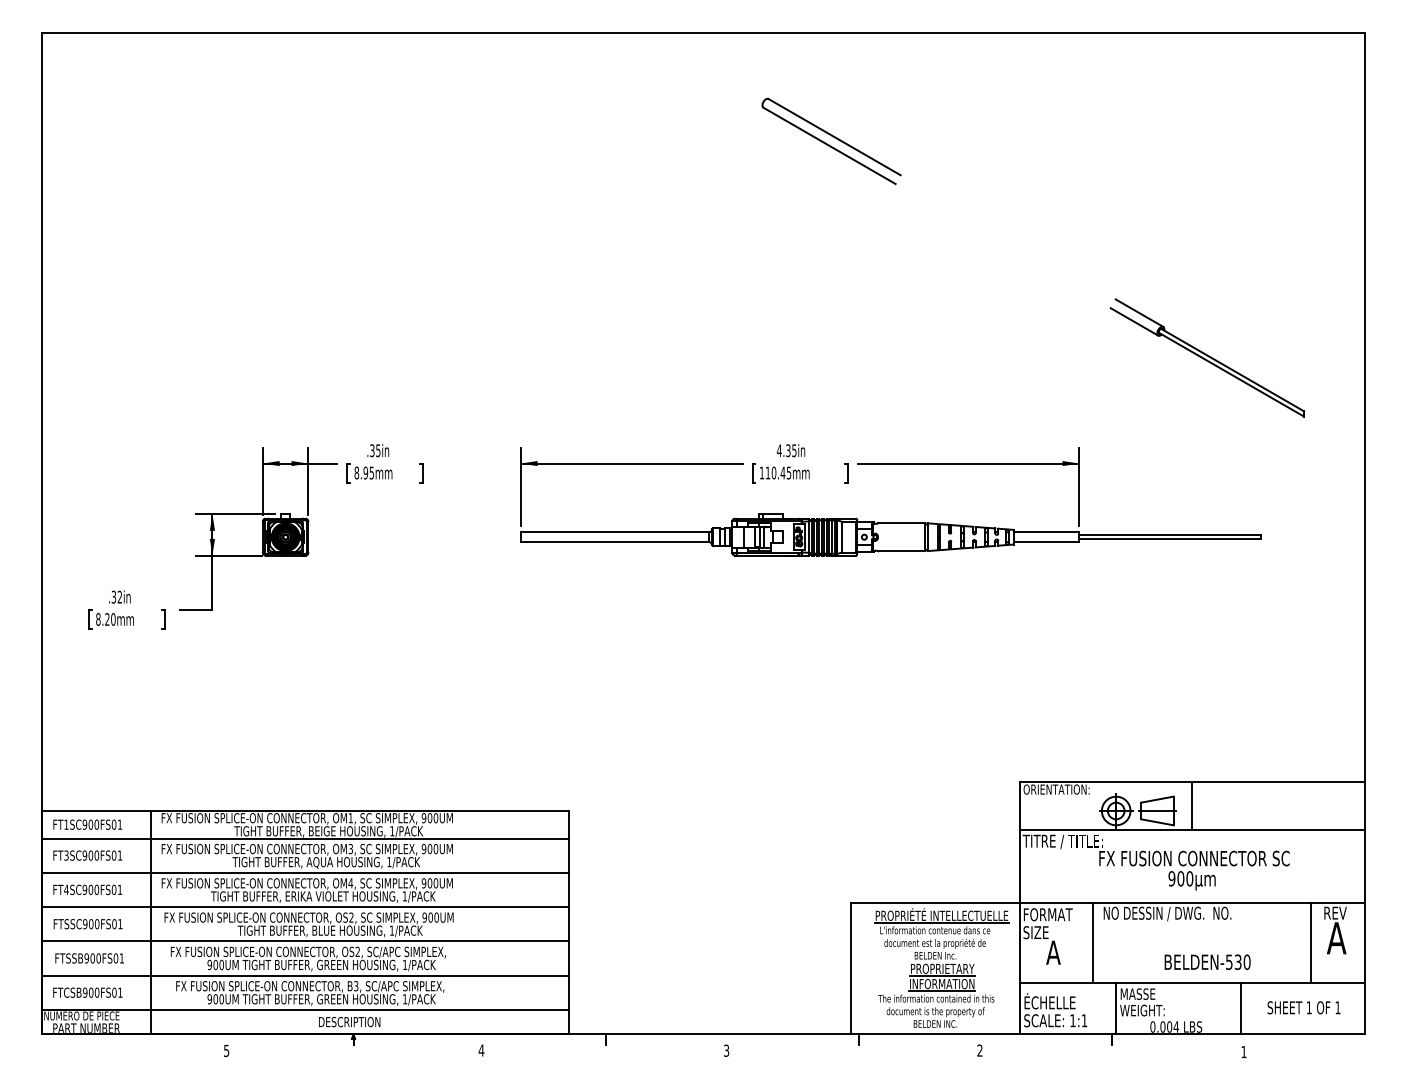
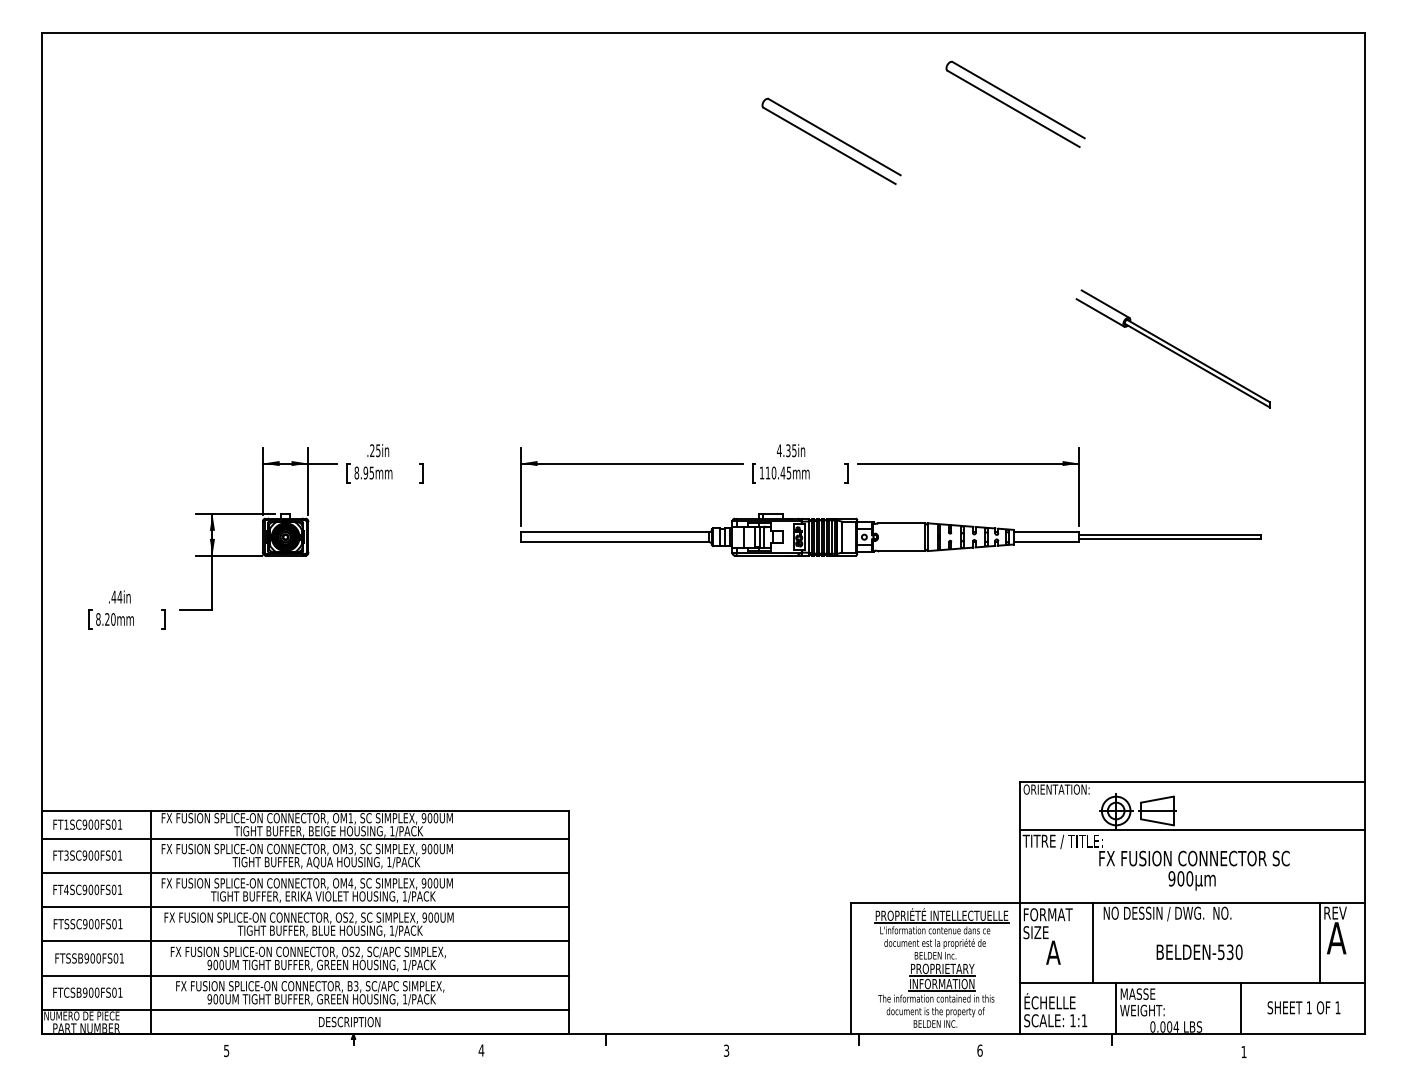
part: none -> present (1015, 103)
part position: (1206, 357) -> (1172, 348) (1172, 348)
text: .35in -> .25in (372, 451)
text: .32in -> .44in (116, 596)
line: present -> none (1192, 806)
line position: (1310, 942) -> (1319, 942) (1319, 942)
text position: (1207, 961) -> (1199, 951) (1199, 951)
text: 2 -> 6 (979, 1050)
